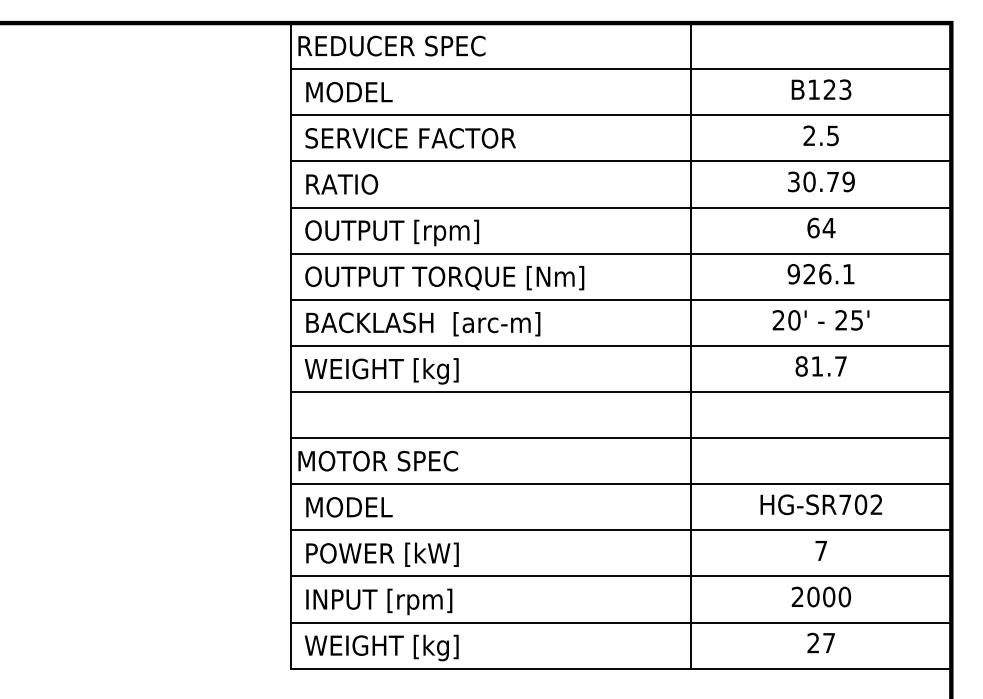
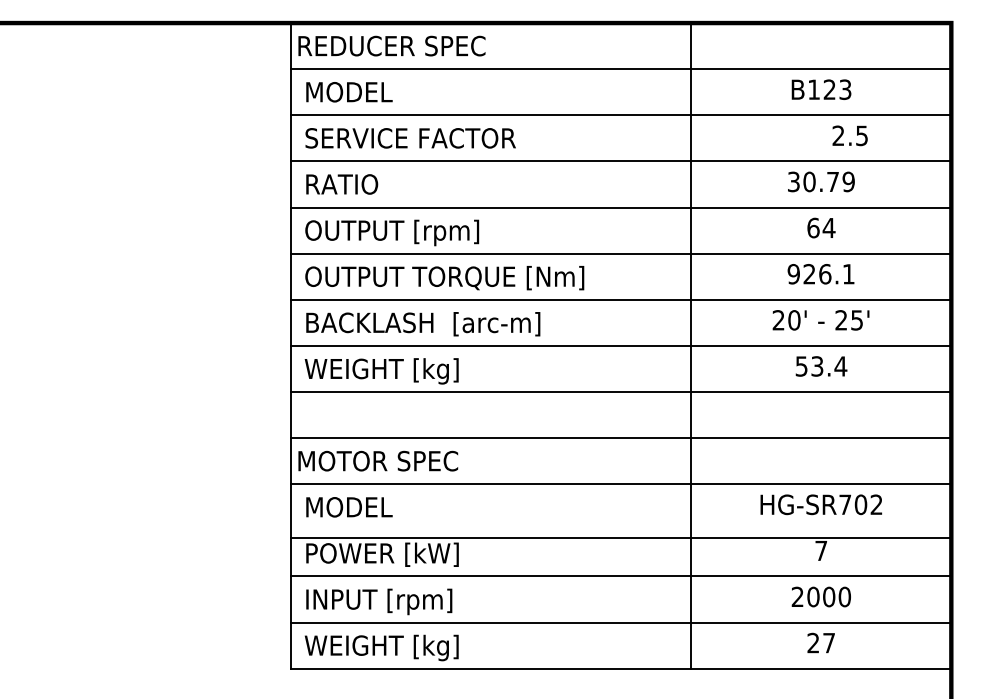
text position: (820, 135) -> (849, 135) (849, 135)
text: 81.7 -> 53.4 (821, 366)
line position: (621, 530) -> (621, 538) (621, 538)
